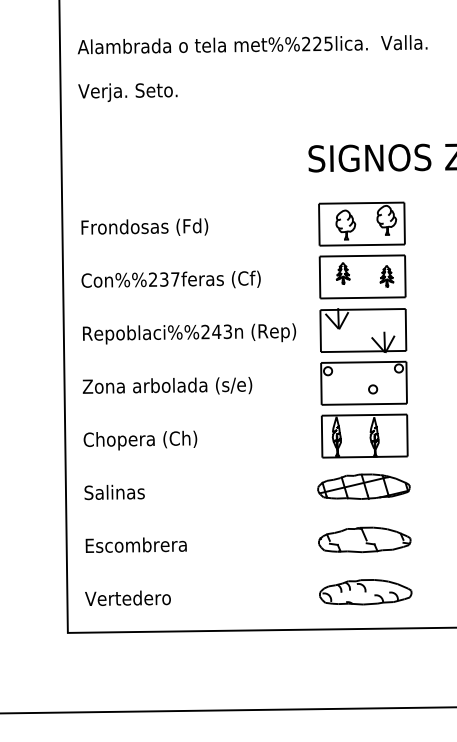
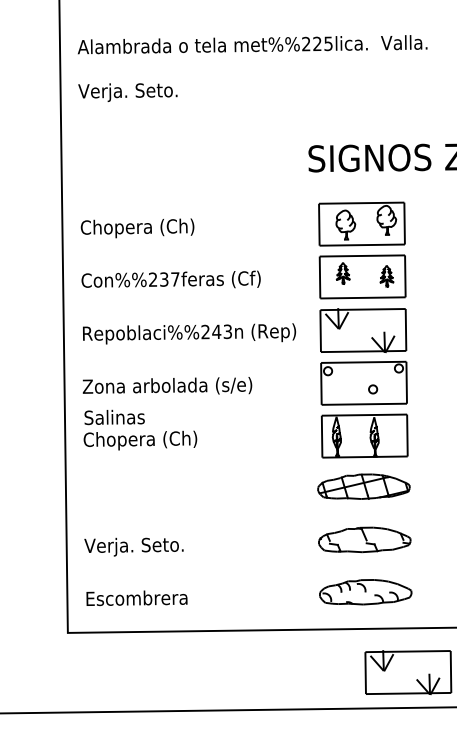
text: Frondosas (Fd) -> Chopera (Ch) (144, 228)
text position: (114, 492) -> (114, 417) (114, 417)
text: Escombrera -> Verja. Seto. (135, 546)
text: Vertedero -> Escombrera (136, 598)
part: none -> present (408, 672)
